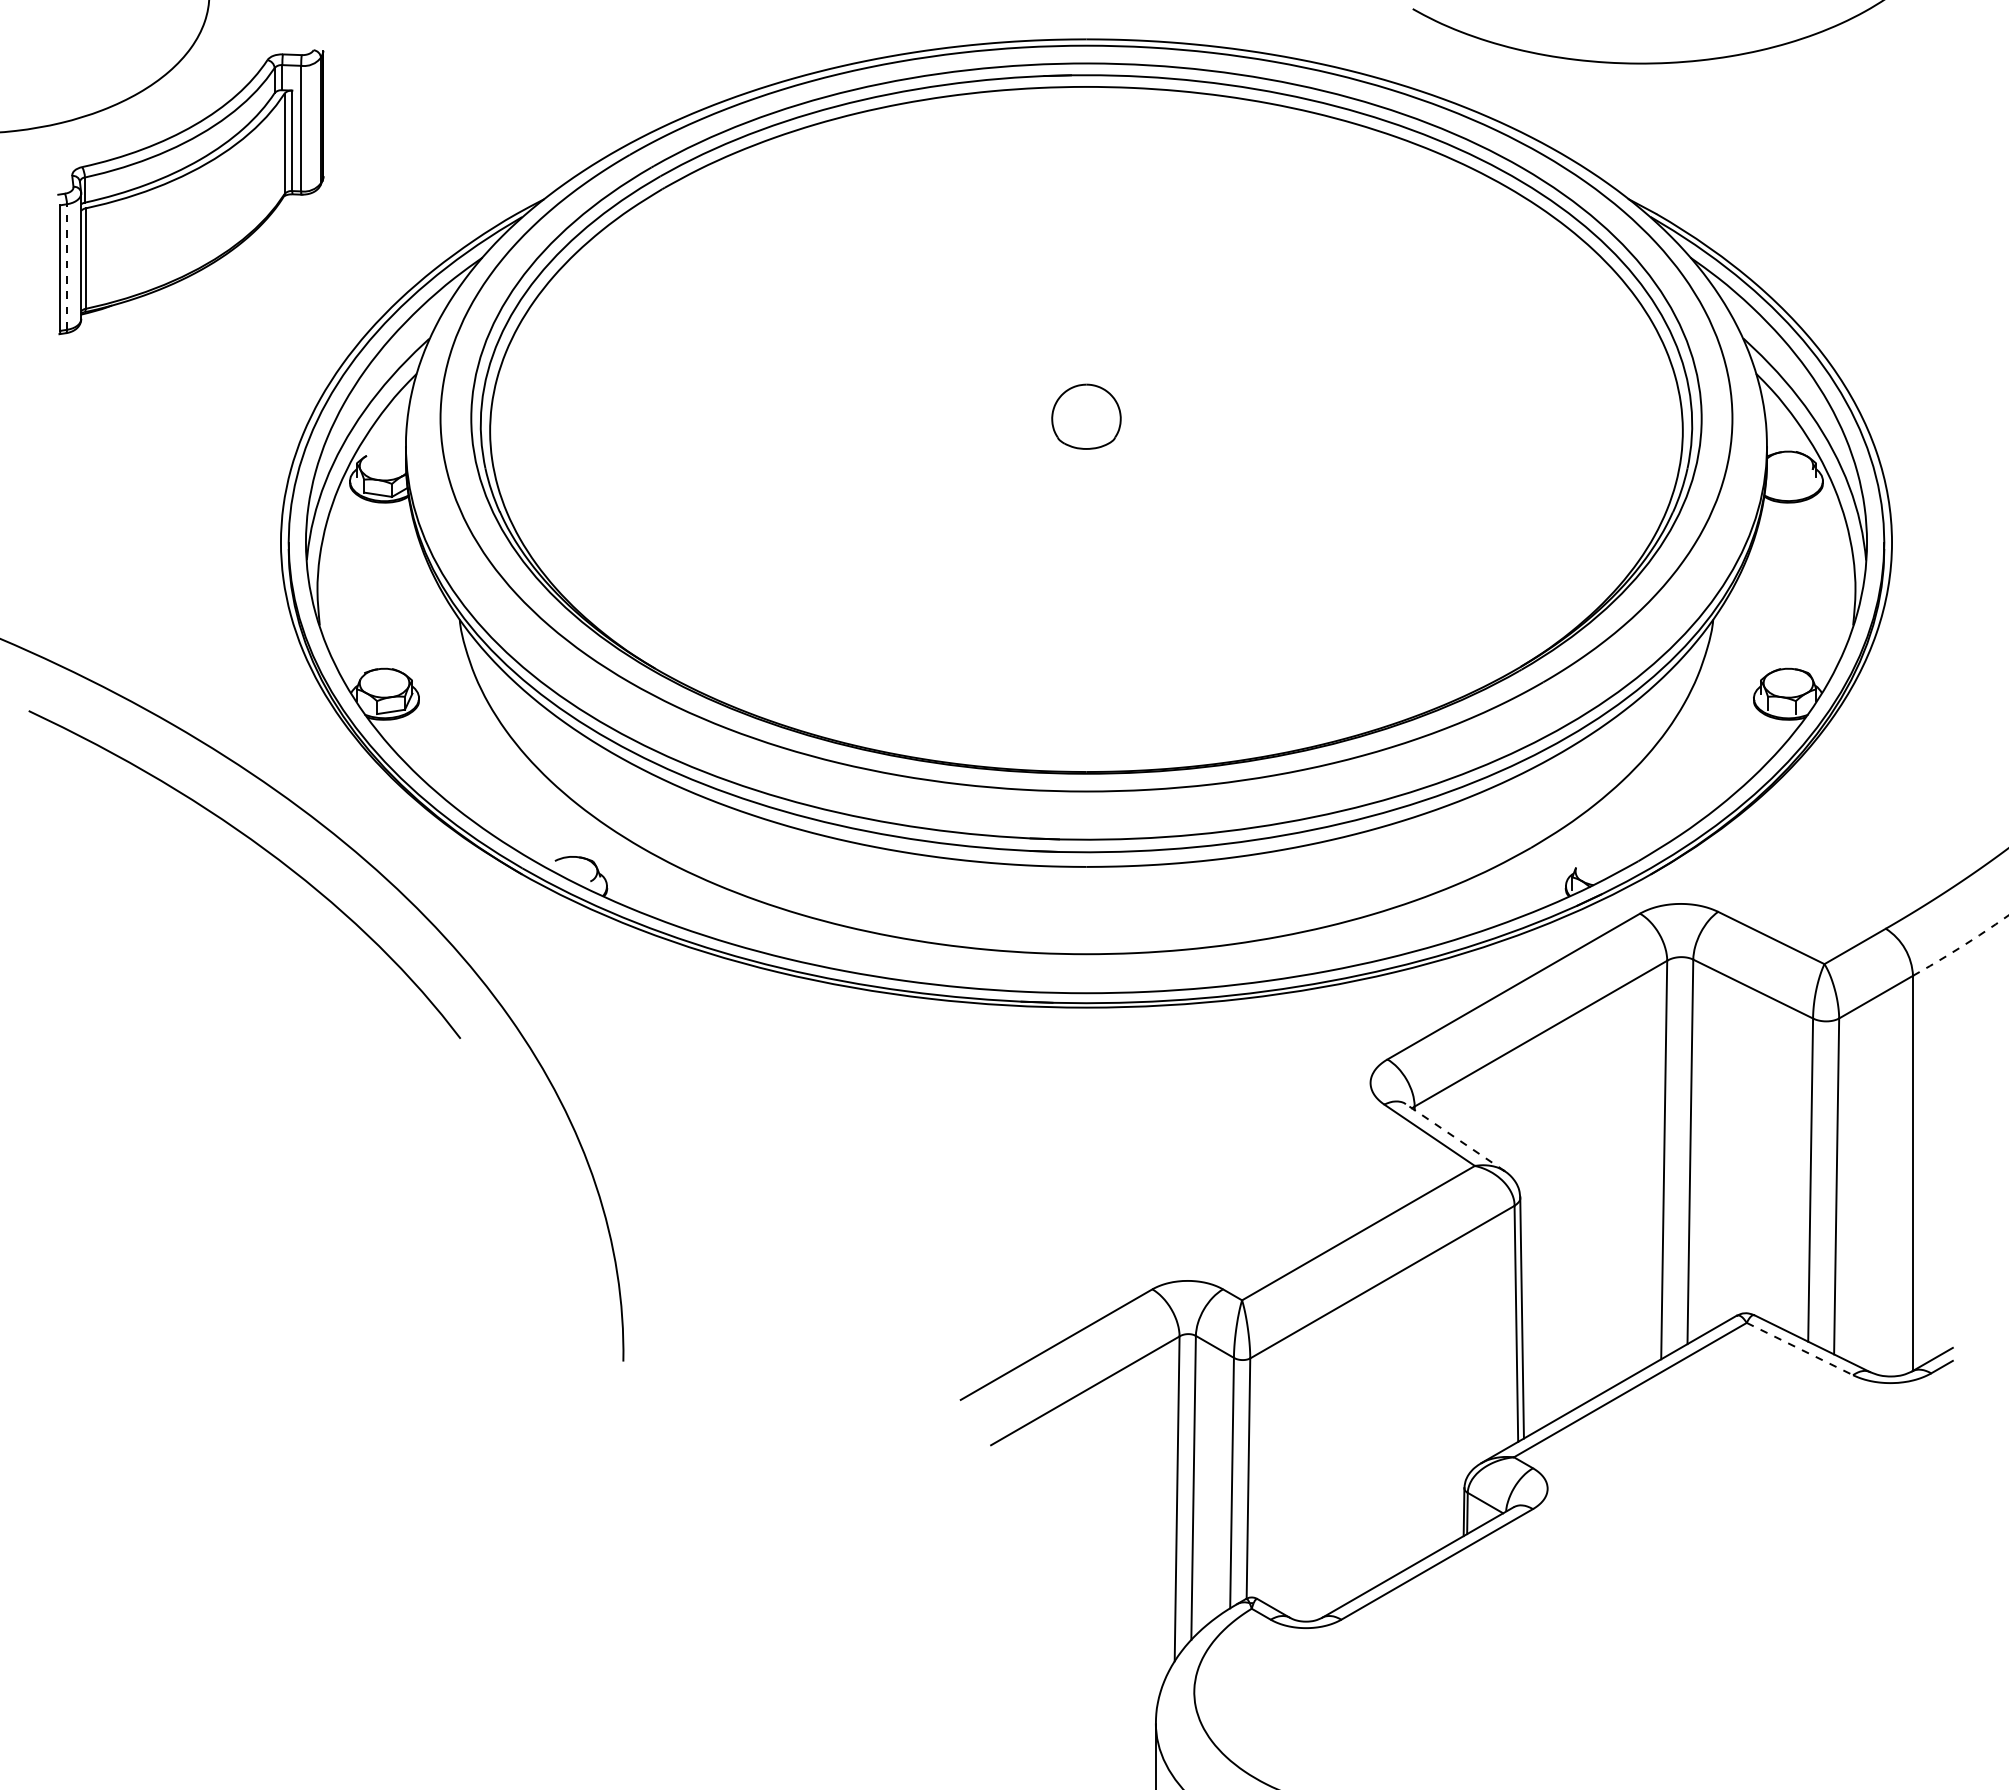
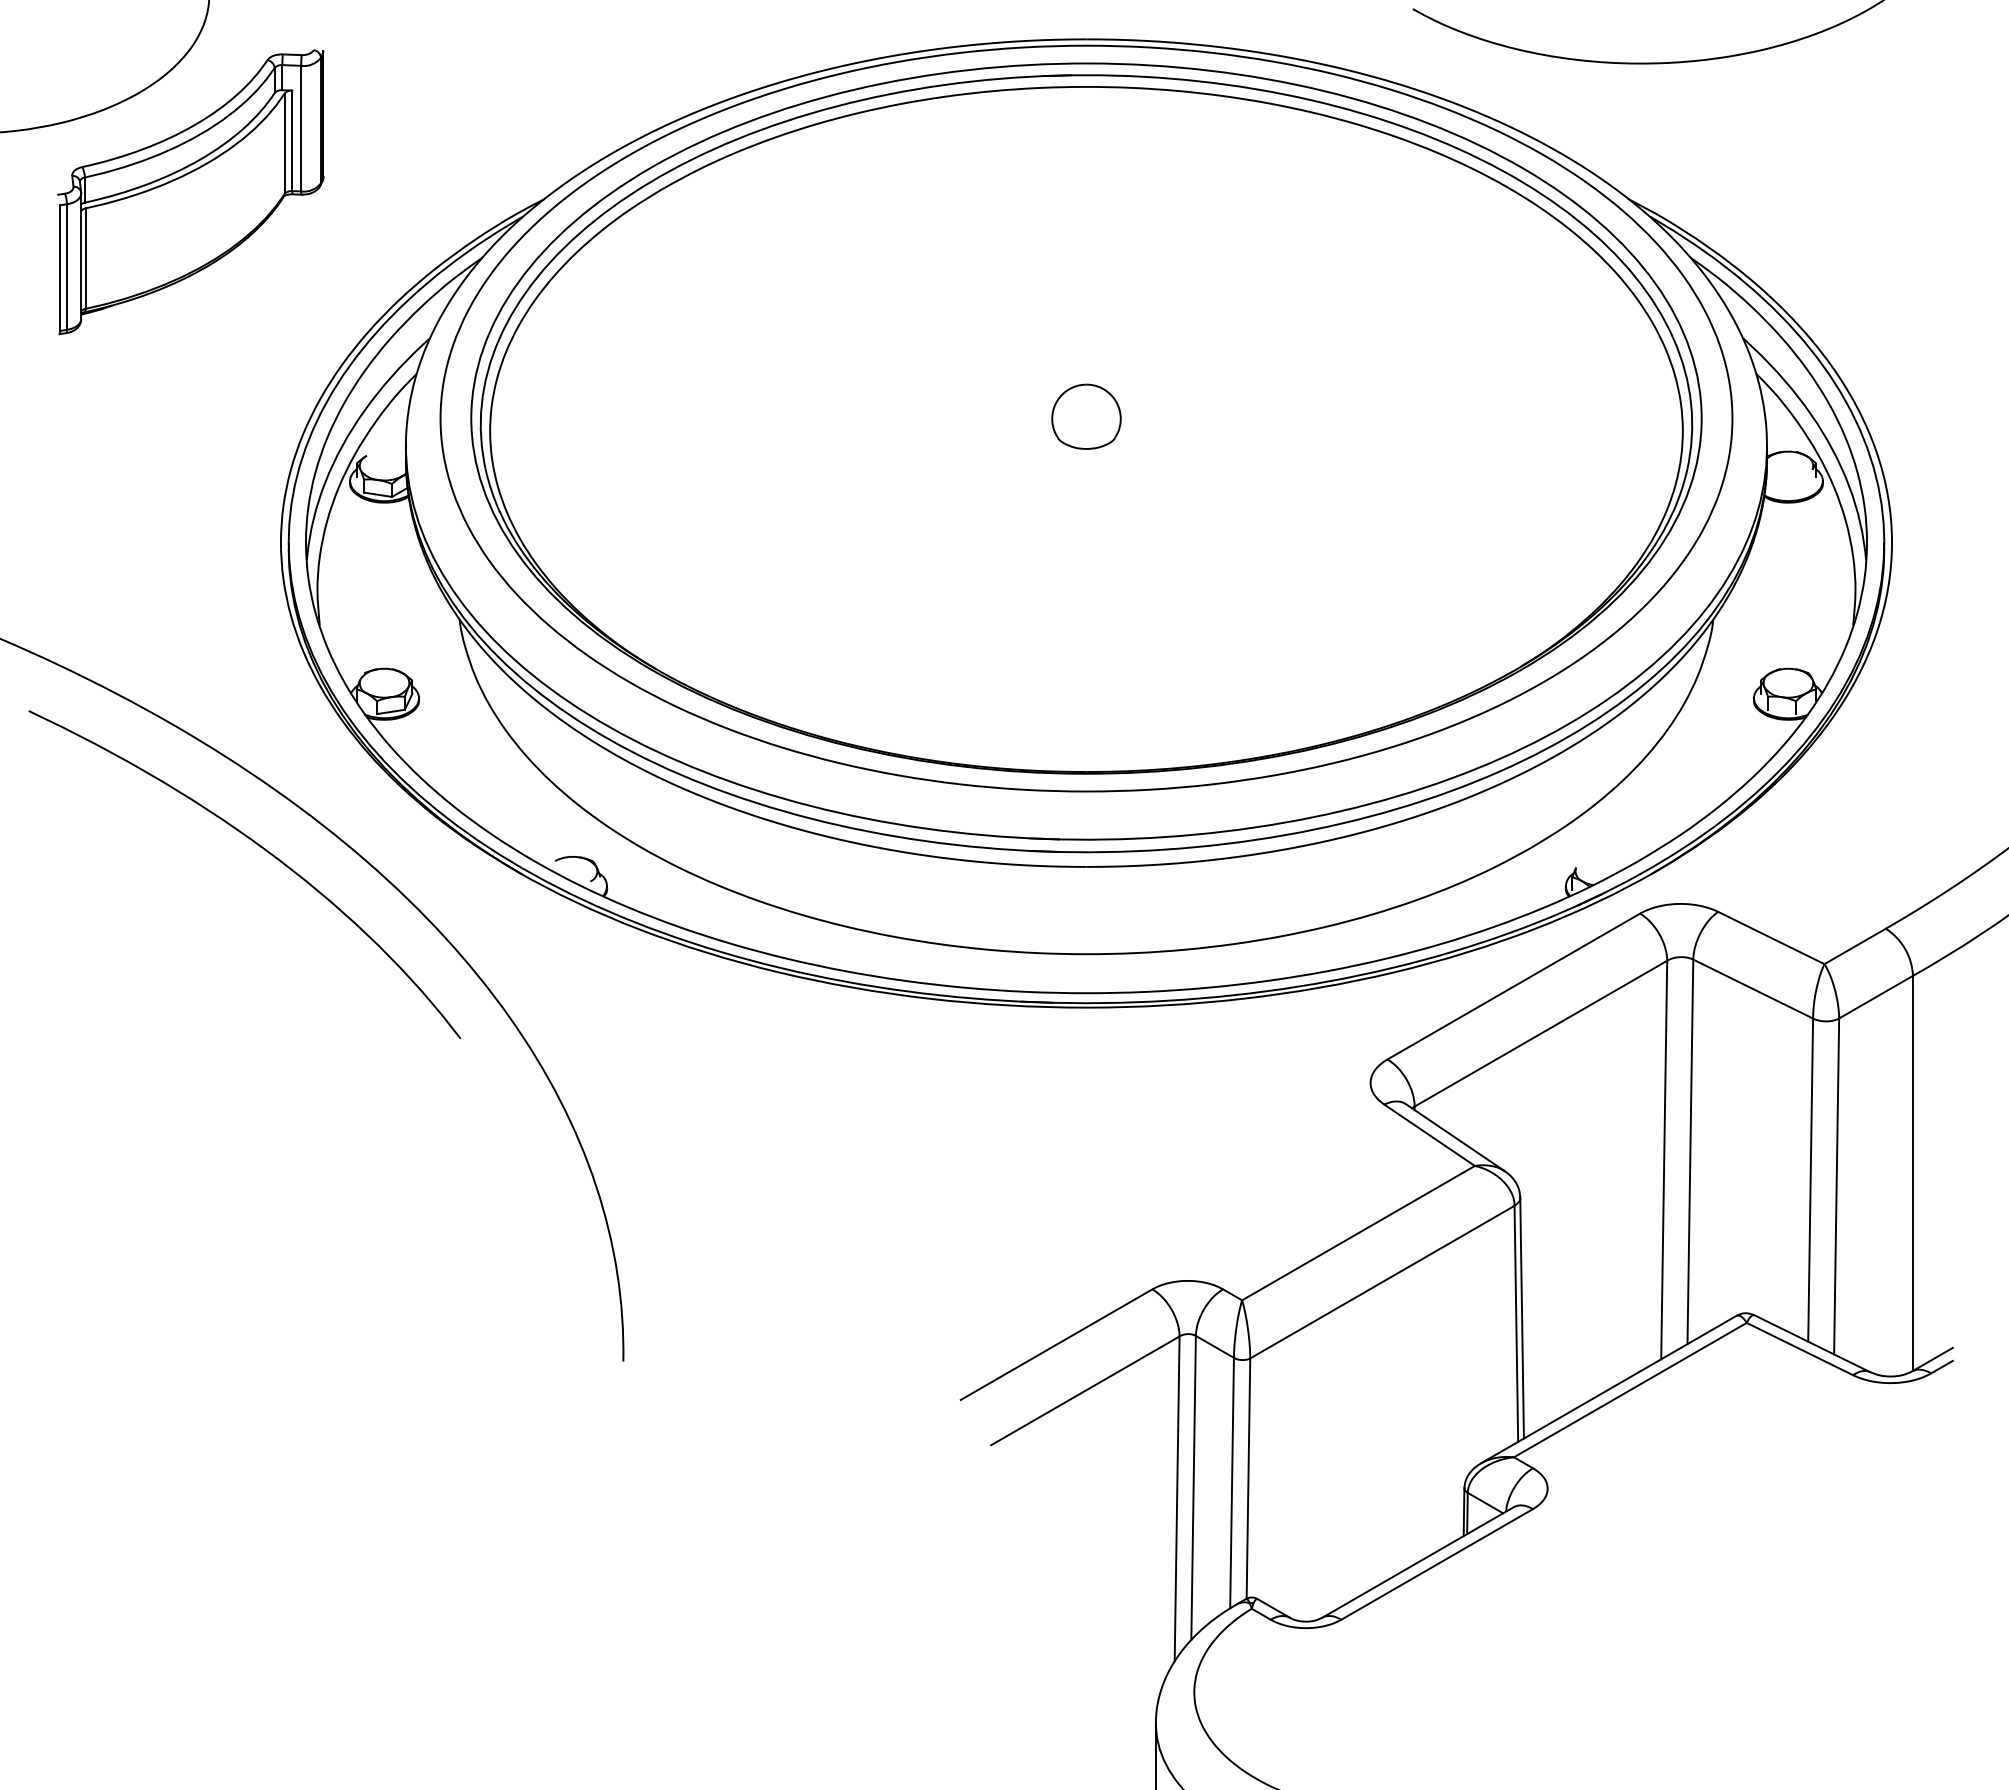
line: dashed -> solid (66, 267)
arc: dashed -> solid (1962, 946)
line: dashed -> solid (1455, 1137)
line: dashed -> solid (1800, 1349)
